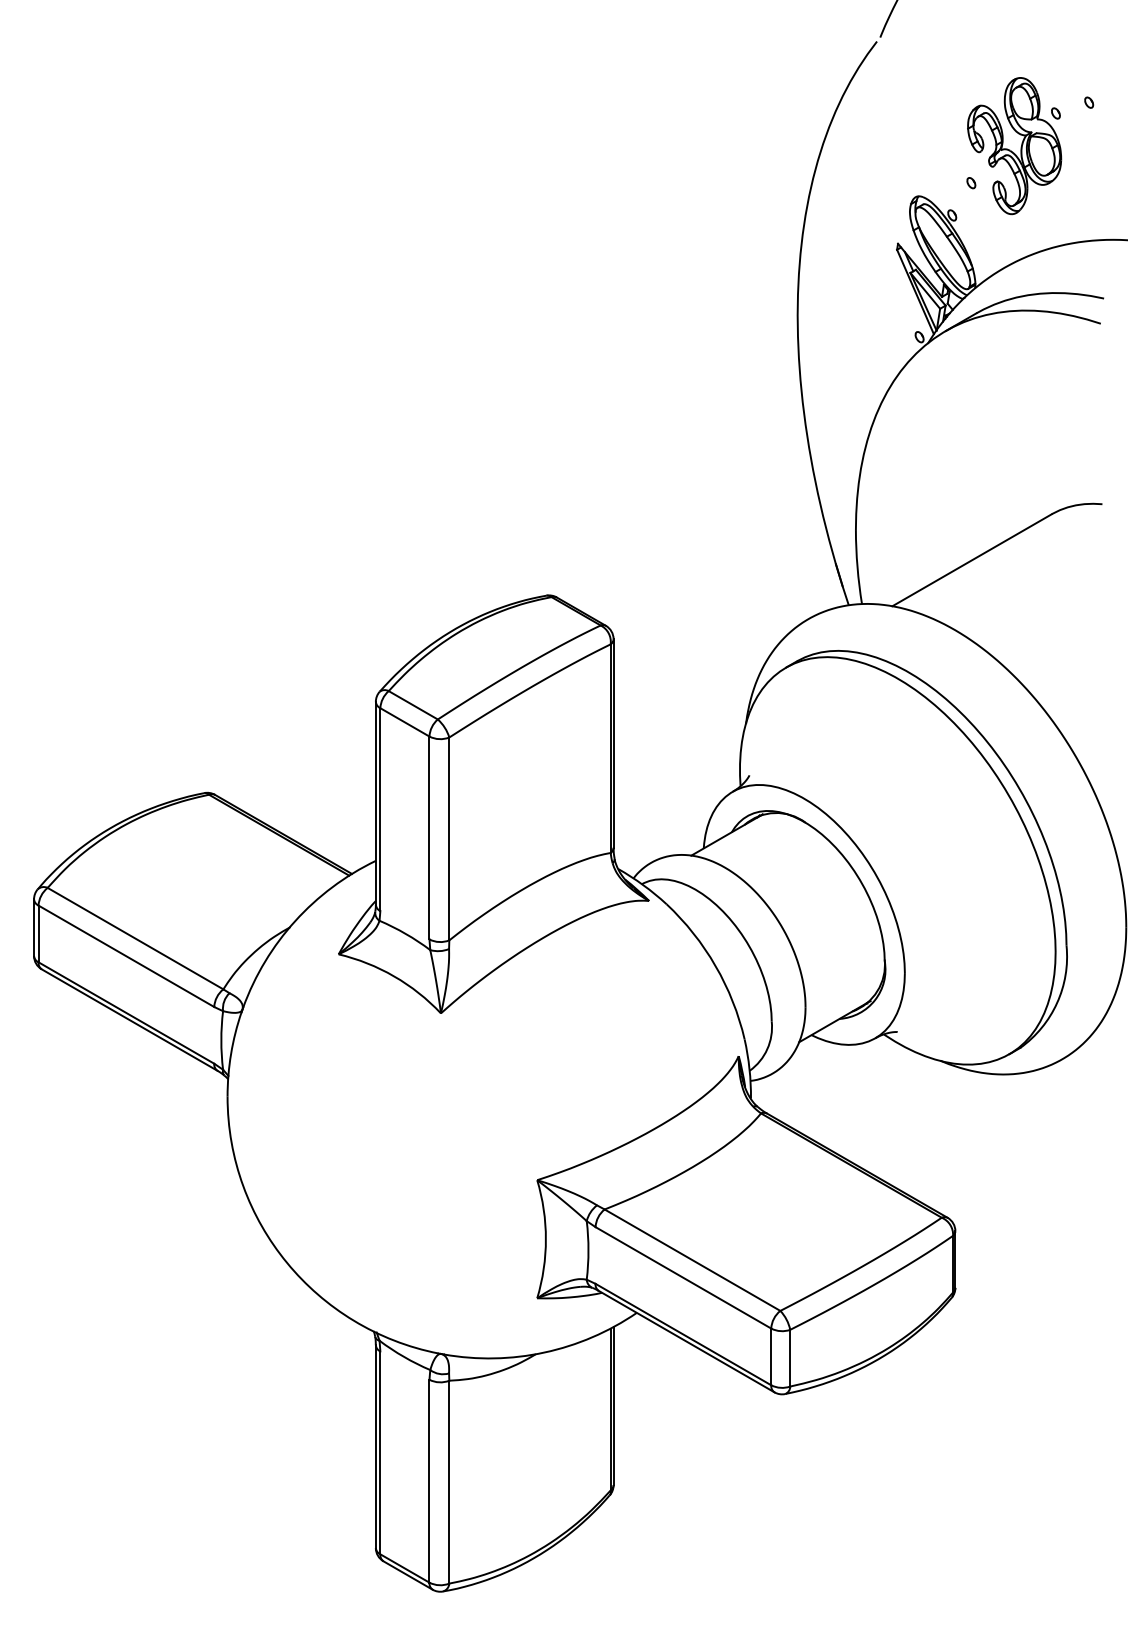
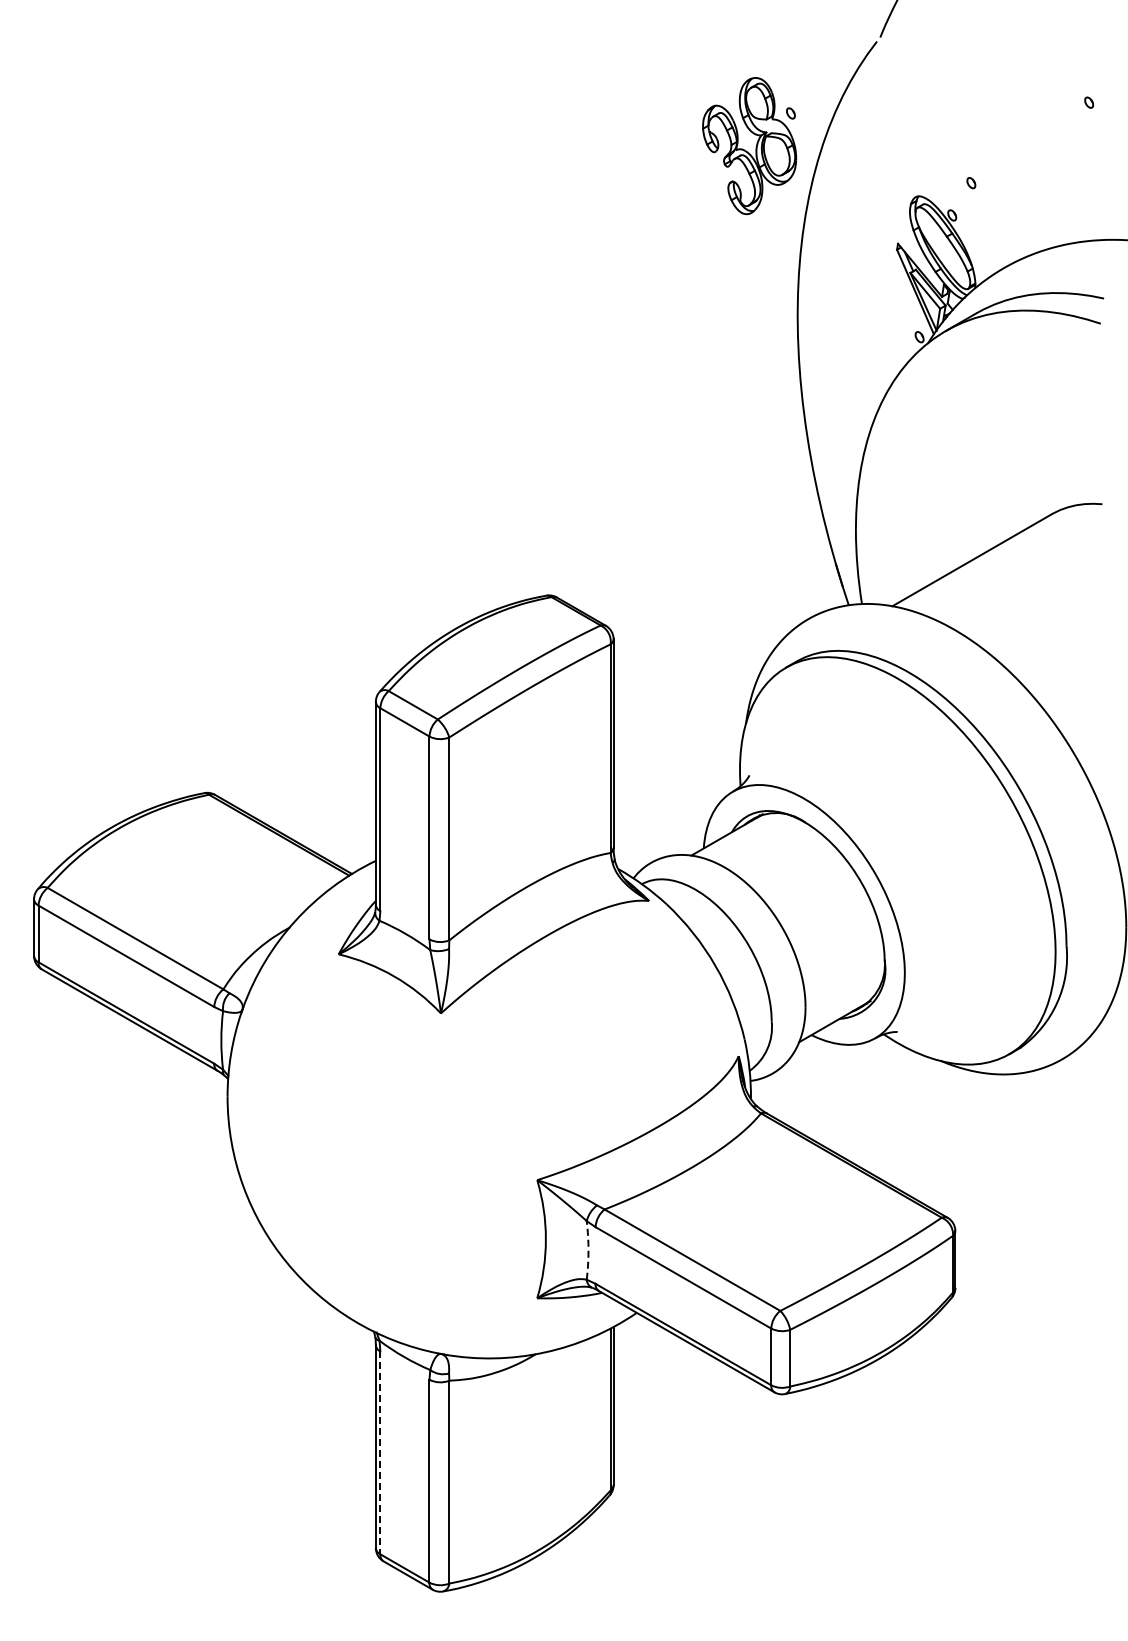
part position: (1014, 146) -> (749, 146) (749, 146)
arc: solid -> dashed (588, 1250)
line: solid -> dashed (380, 1453)
